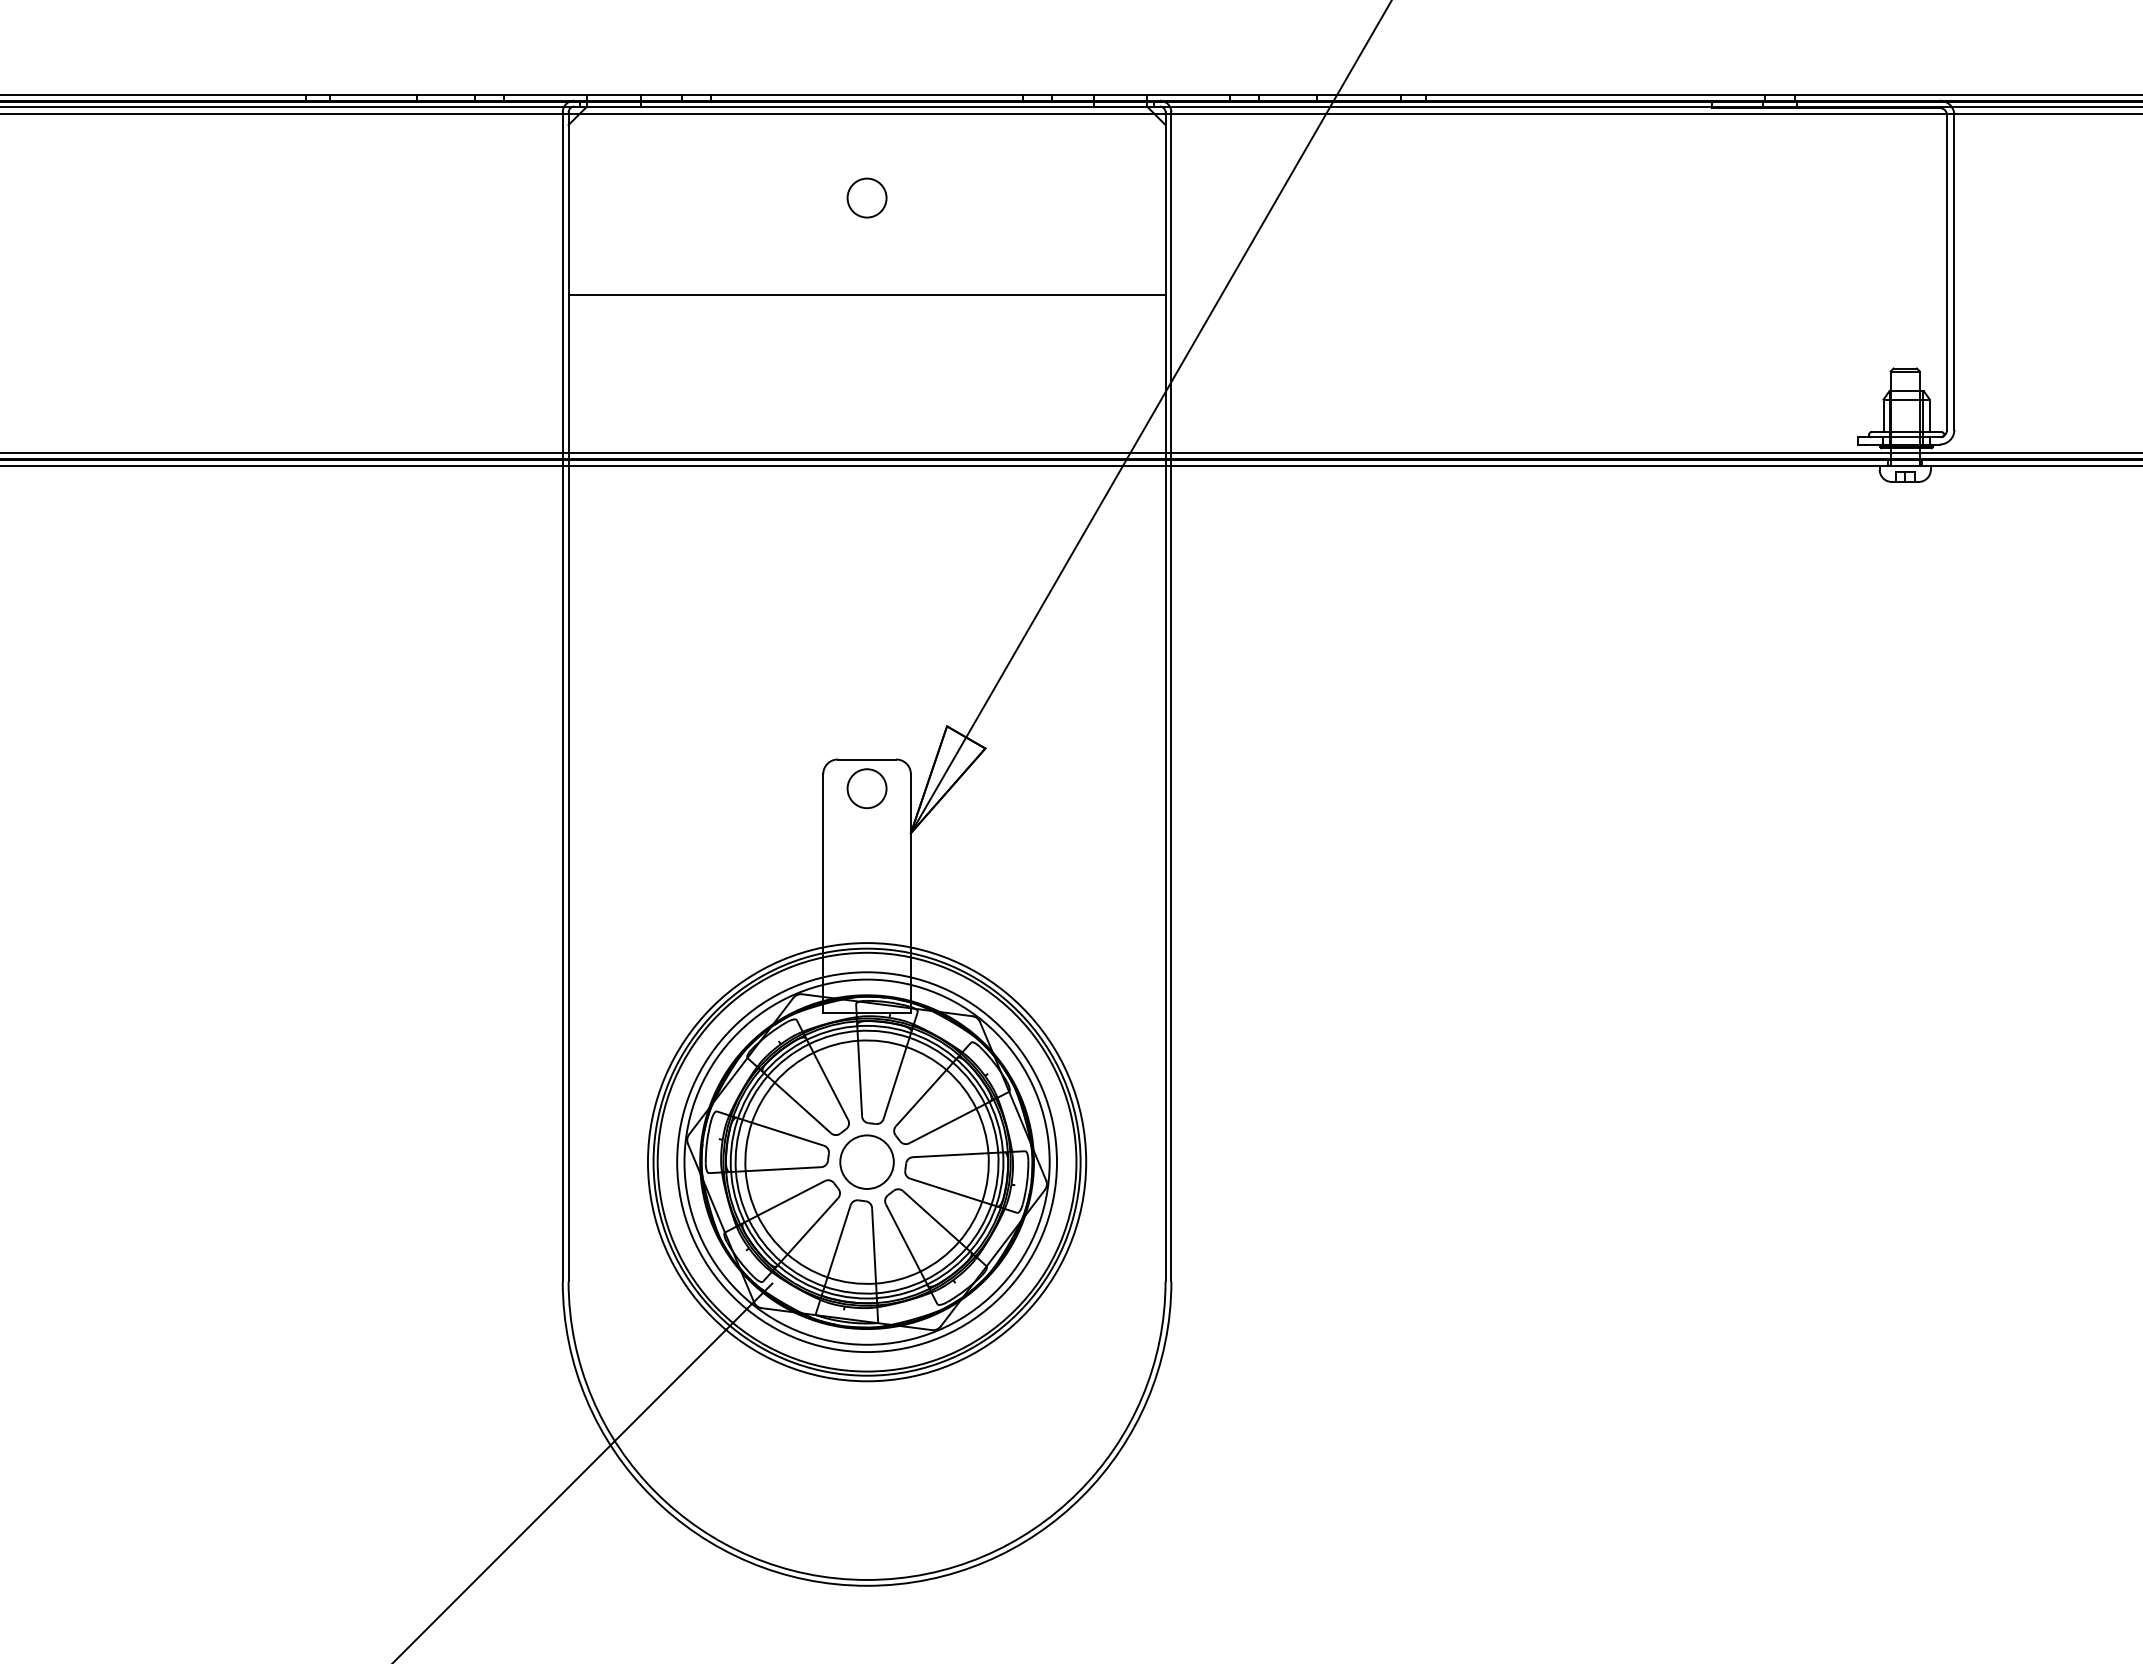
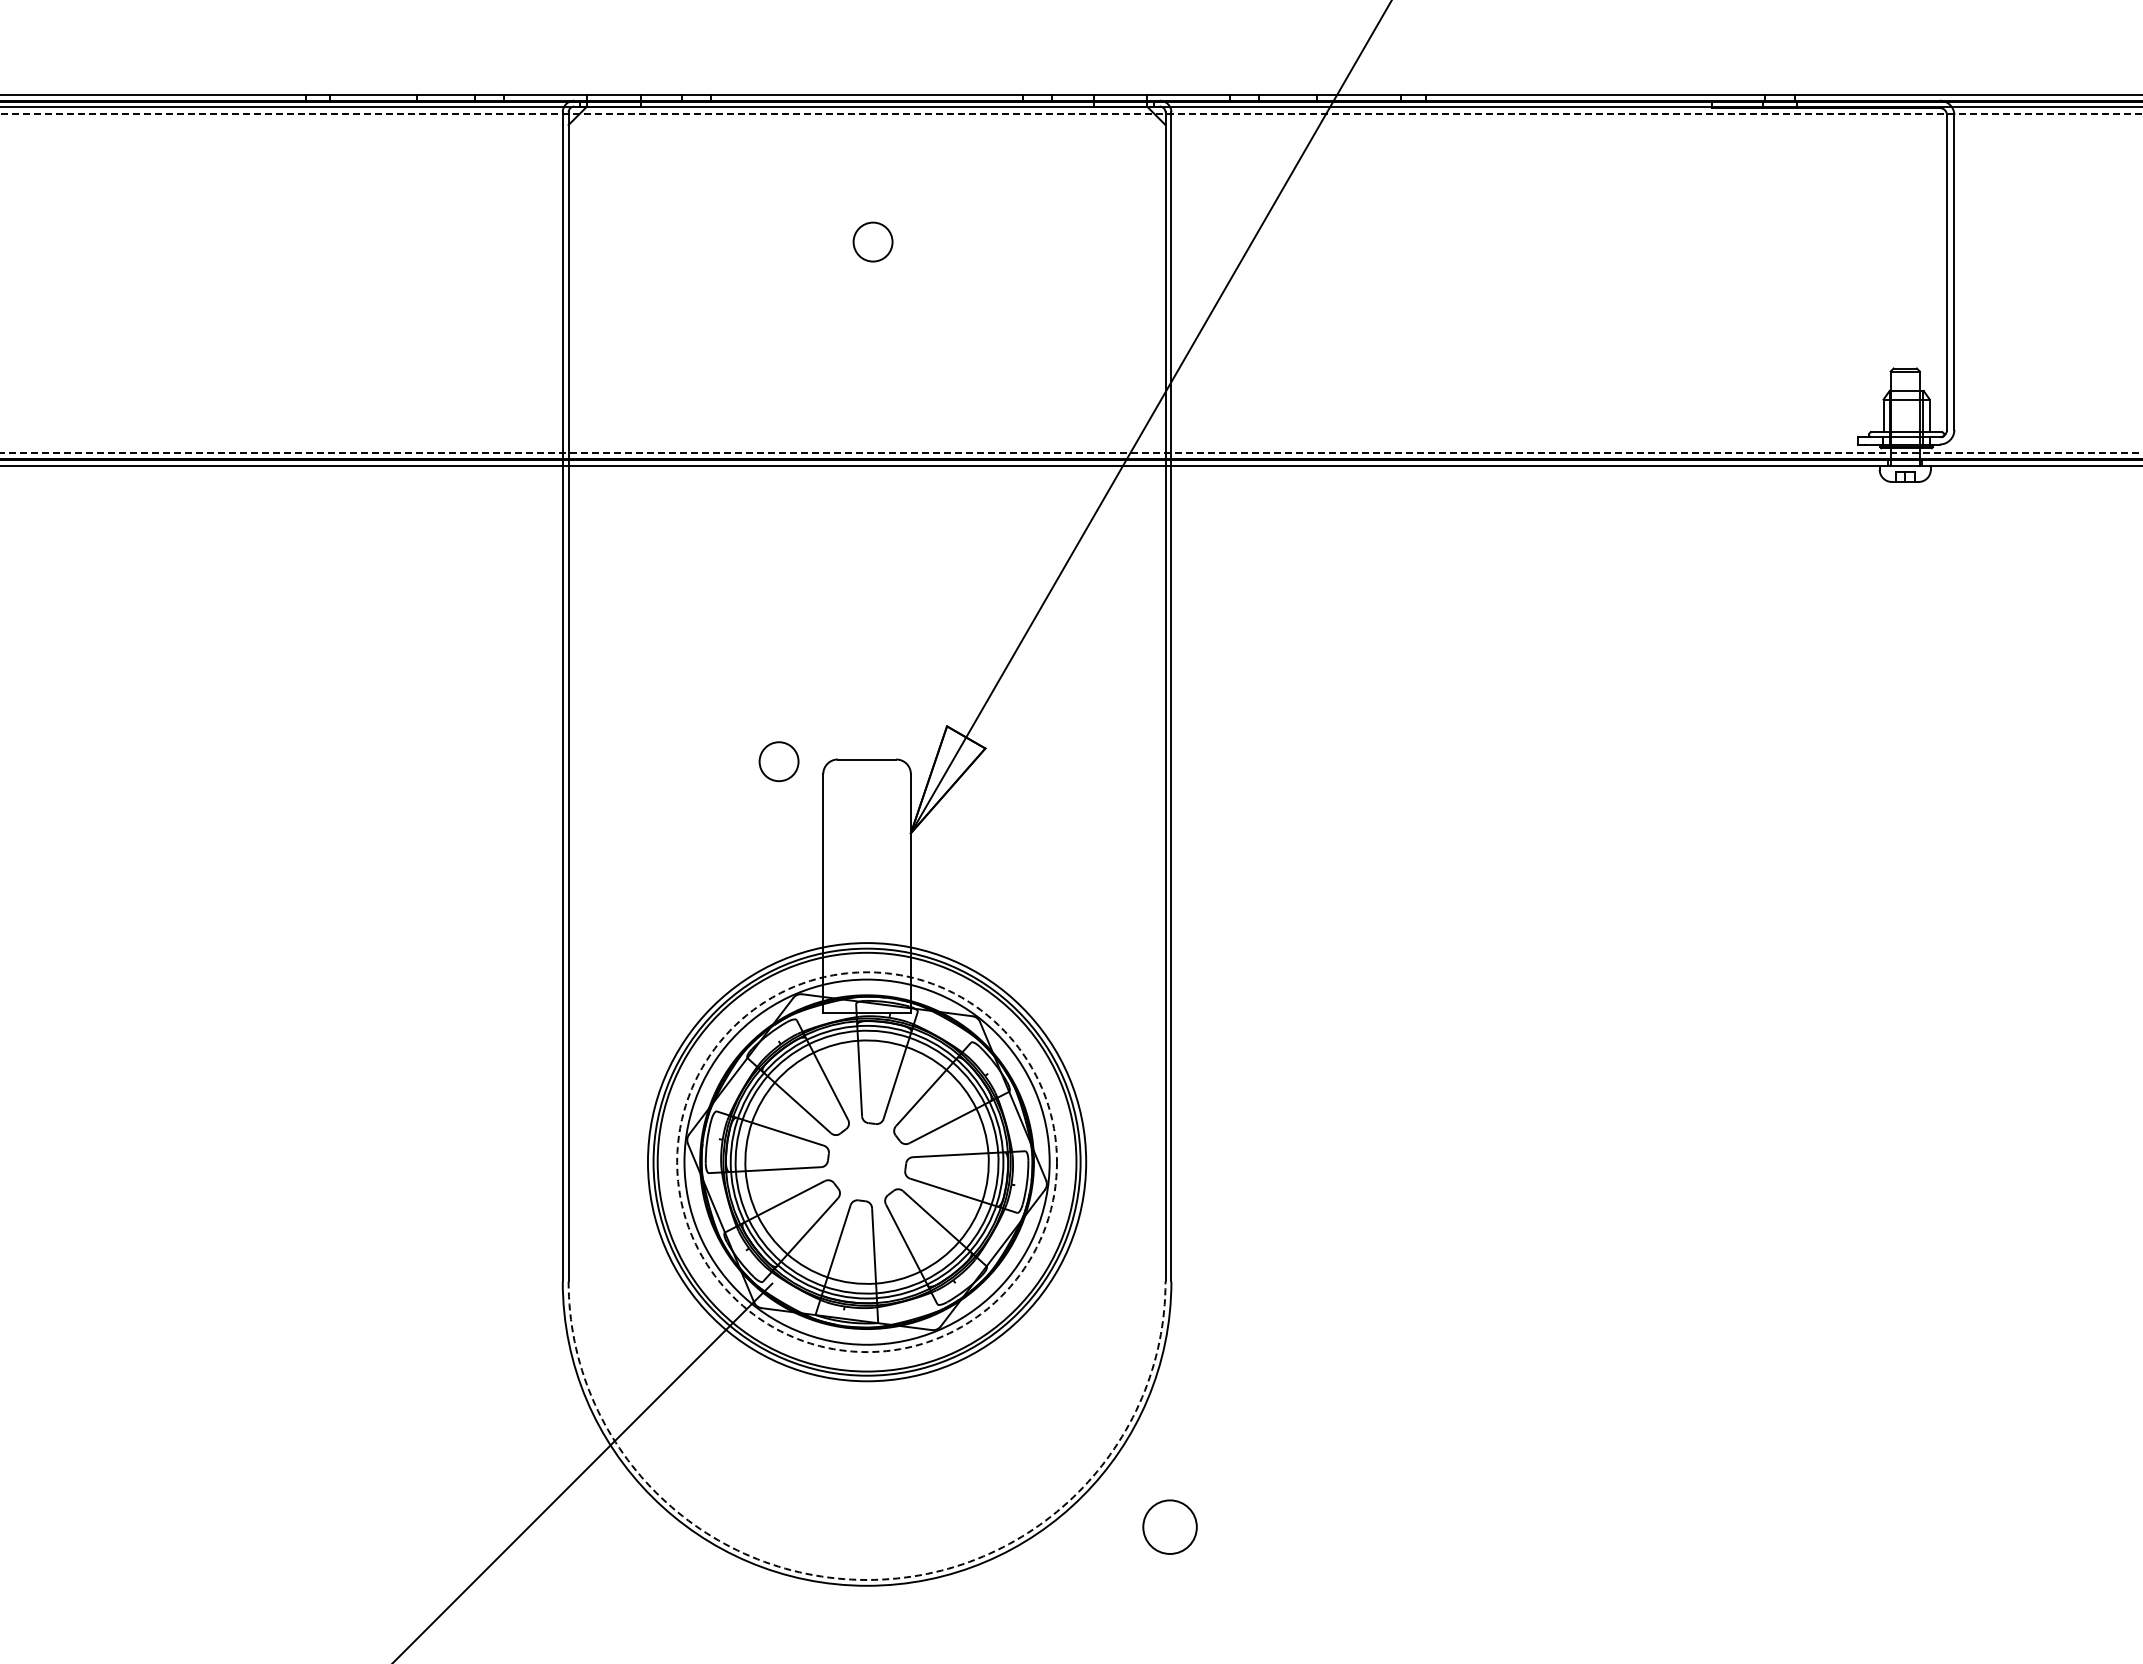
line: solid -> dashed (1071, 114)
circle position: (866, 197) -> (872, 241) (872, 241)
line: present -> none (866, 295)
line: solid -> dashed (1071, 452)
circle position: (866, 788) -> (778, 761) (778, 761)
circle position: (866, 1161) -> (1169, 1526) (1169, 1526)
circle: solid -> dashed (866, 1162)
arc: solid -> dashed (867, 1579)
